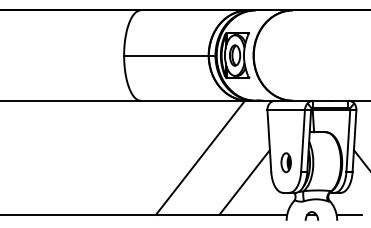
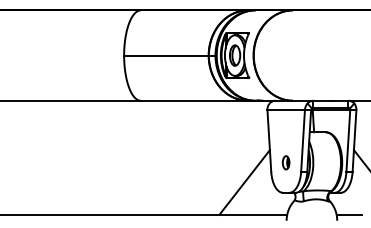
line: present -> none (200, 157)
part size: 12x22 px -> 10x16 px (285, 162)
part: present -> none (311, 215)
